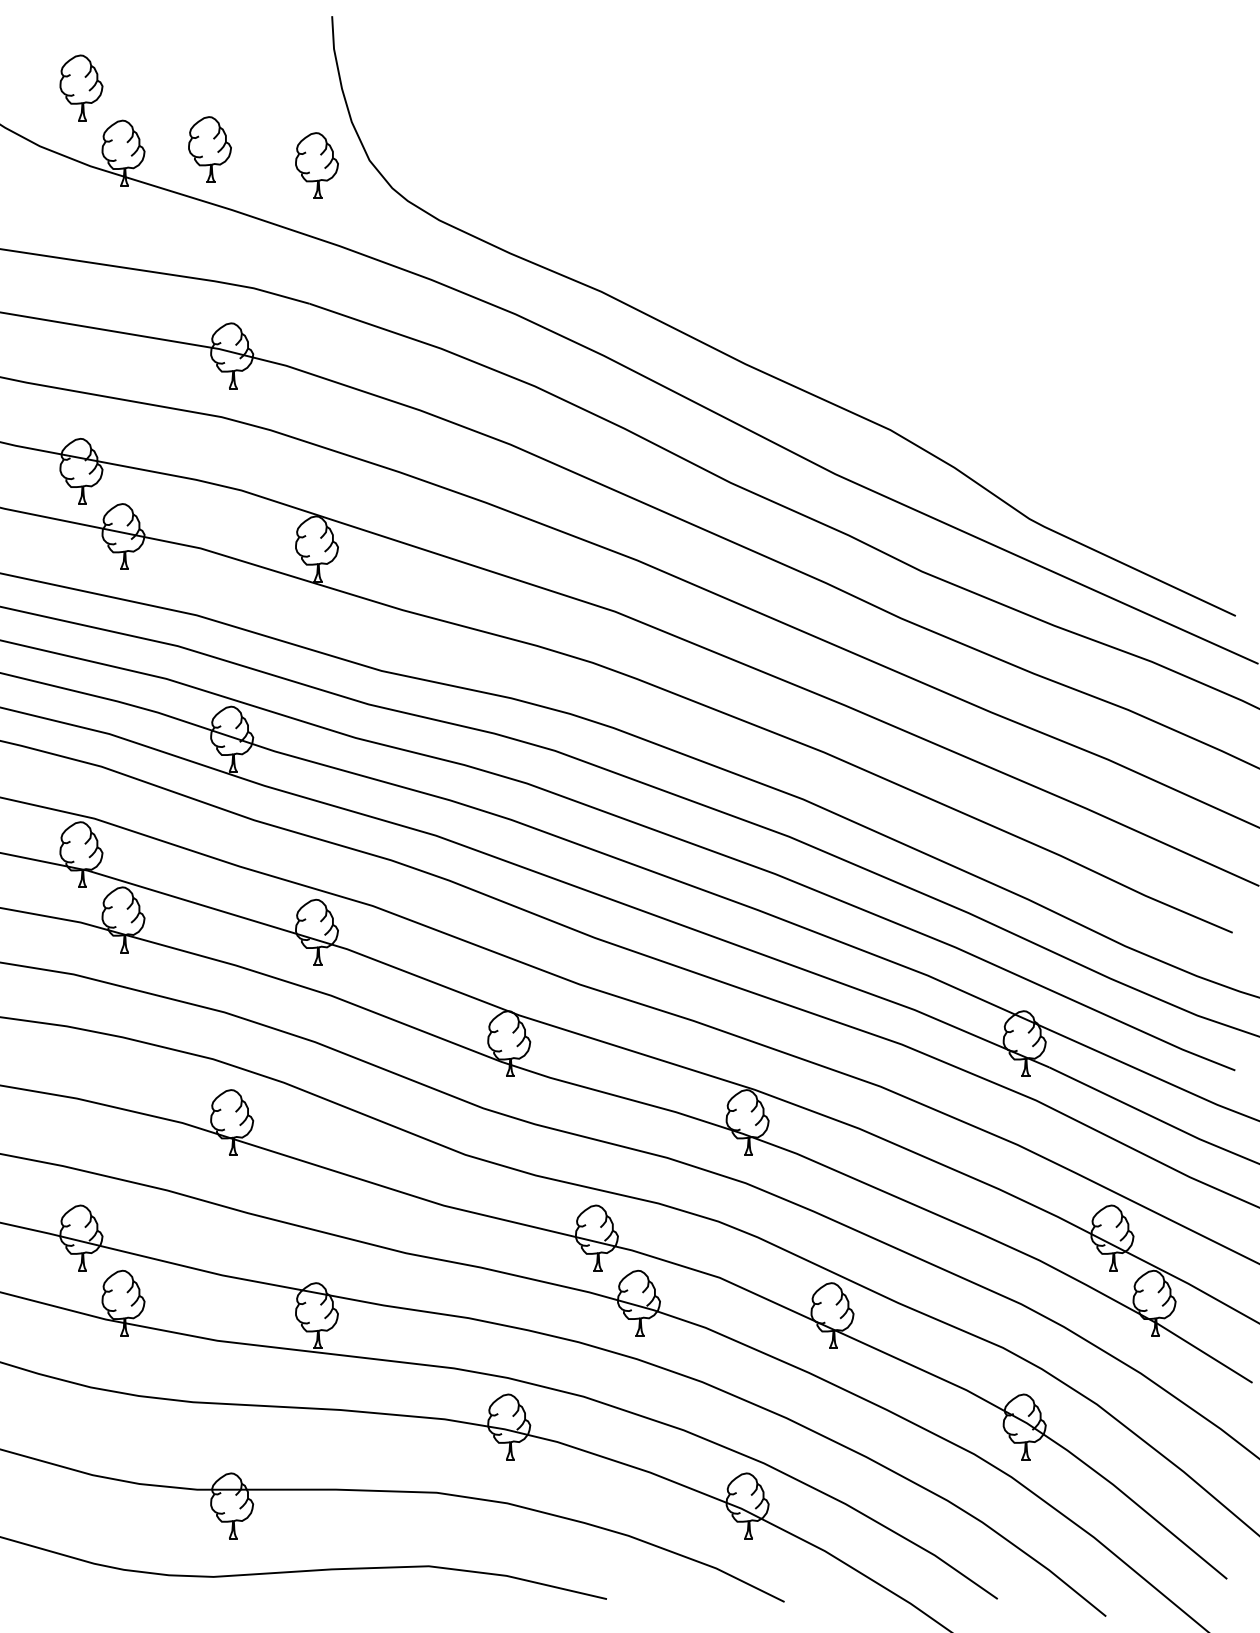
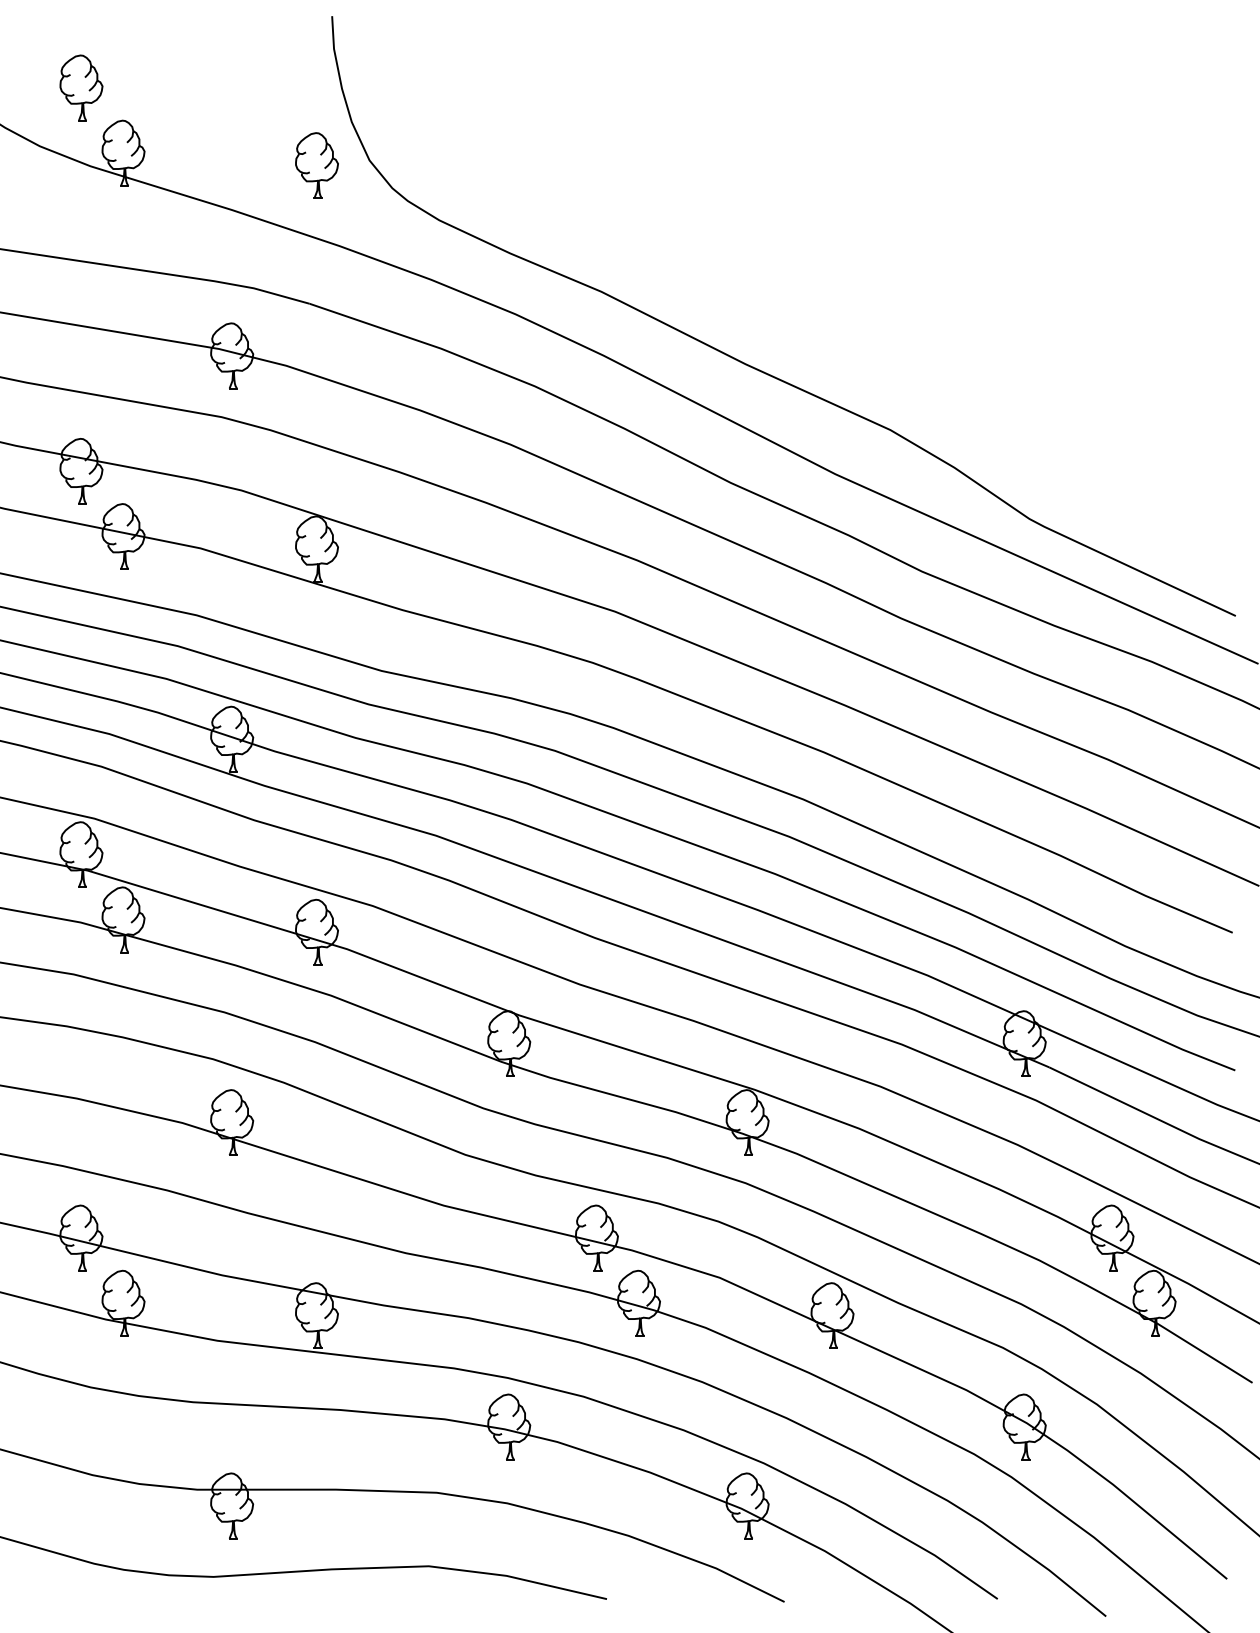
part: present -> none (209, 149)
